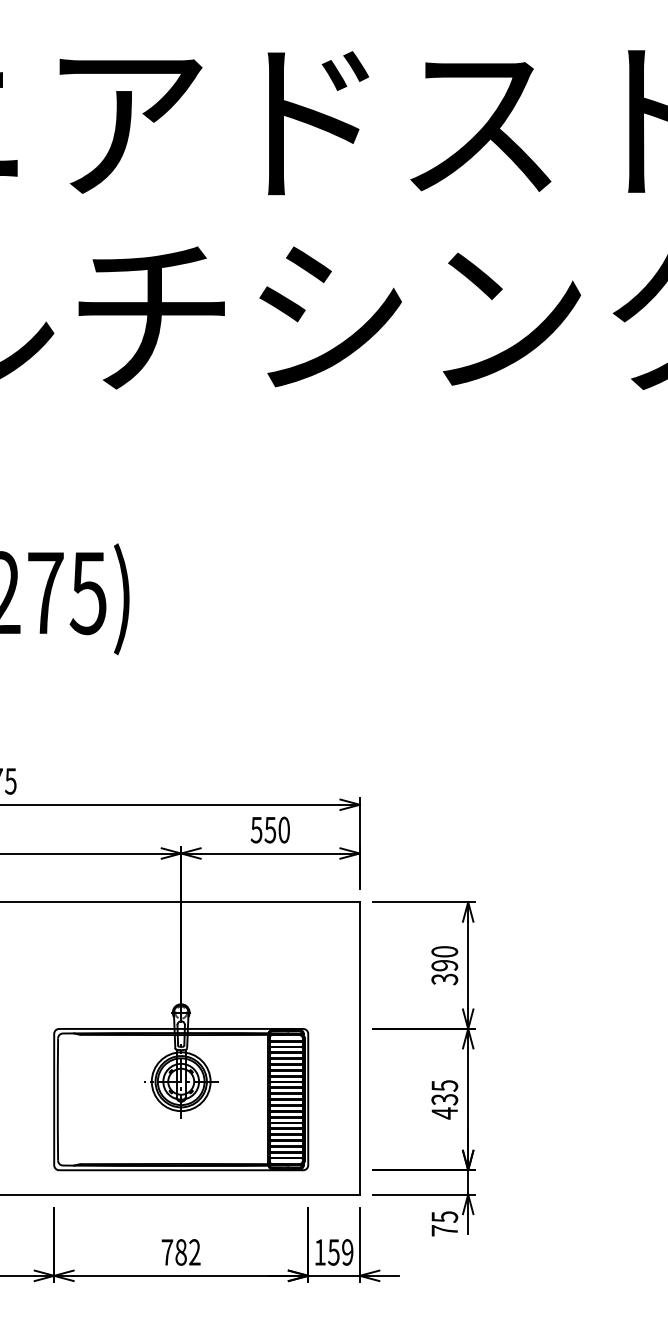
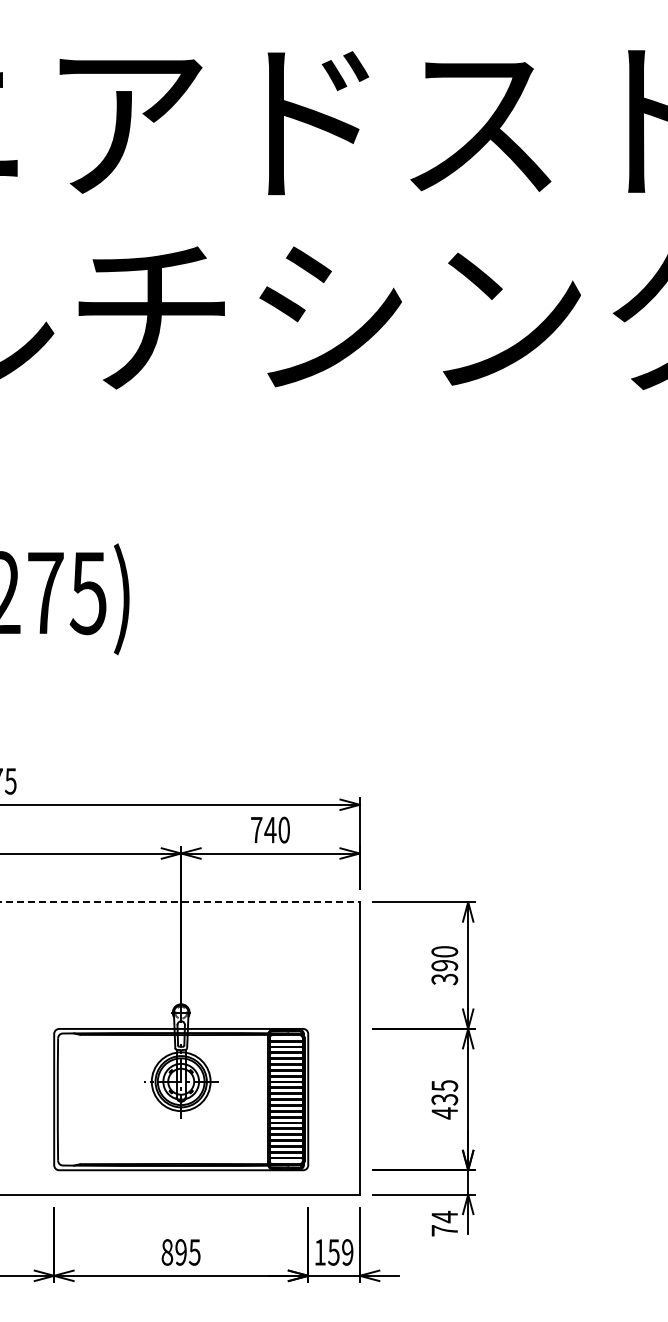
text: 550 -> 740 (263, 830)
line: solid -> dashed (180, 902)
text: 75 -> 74 (444, 1216)
text: 782 -> 895 (180, 1252)
